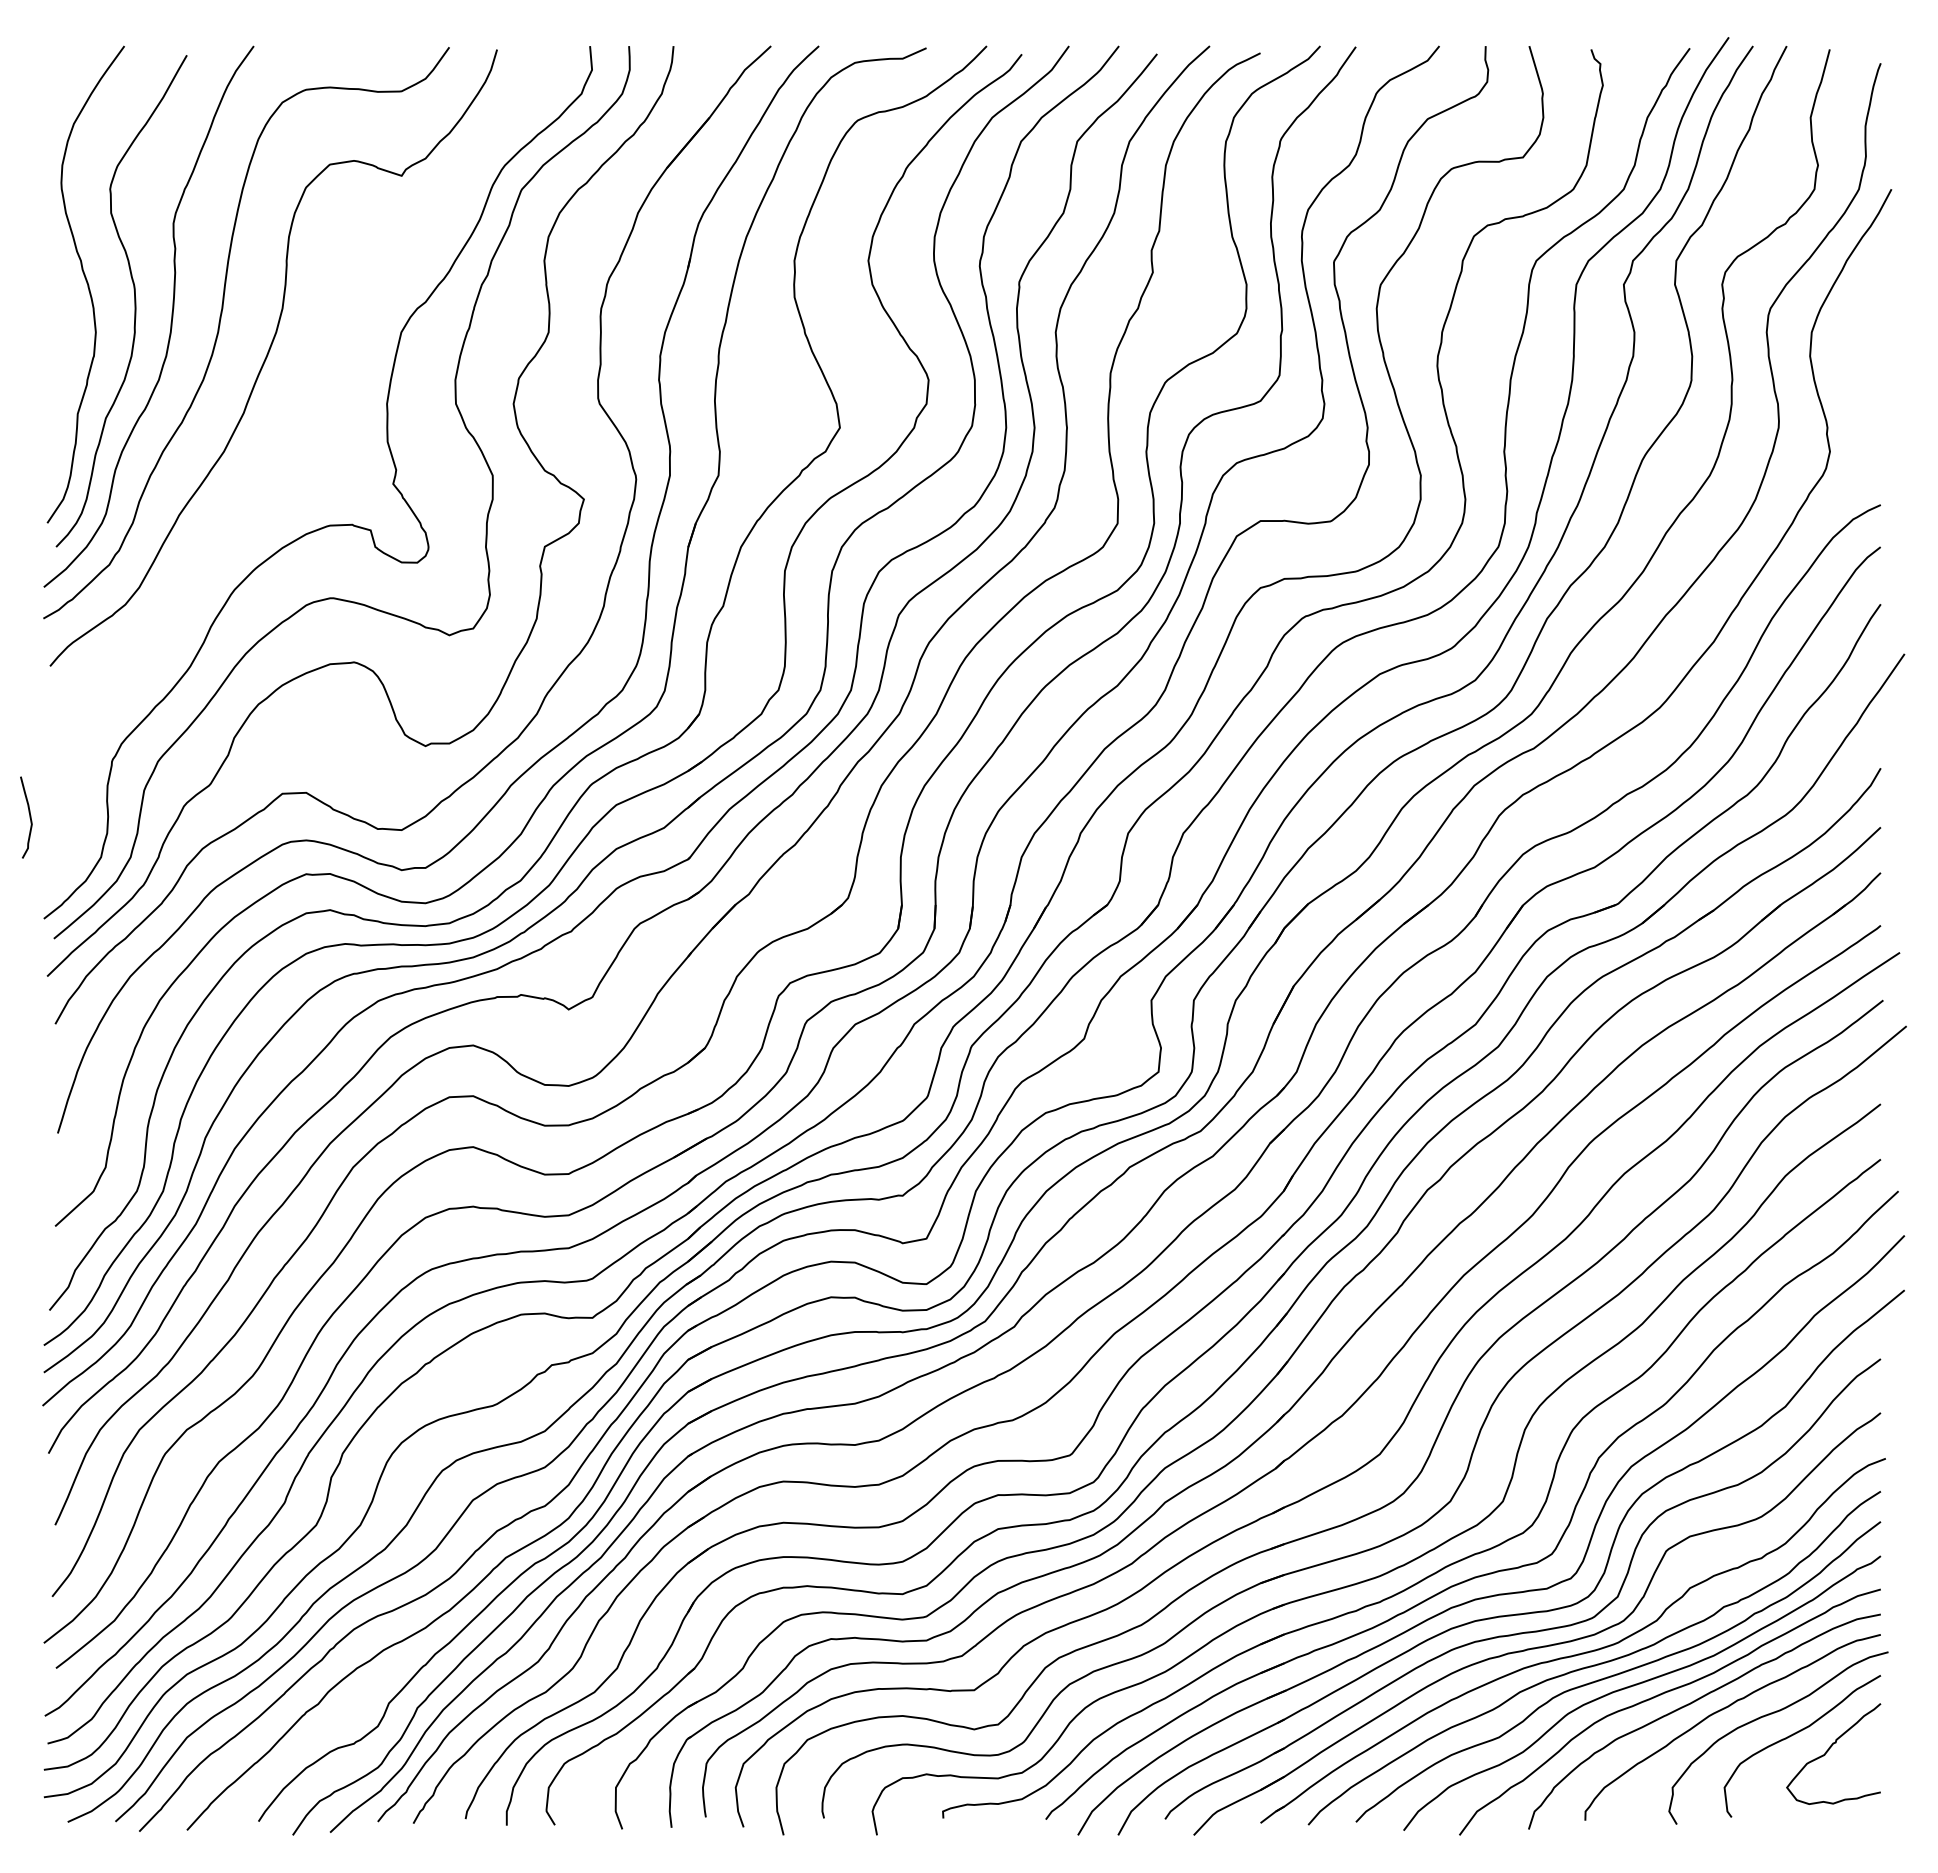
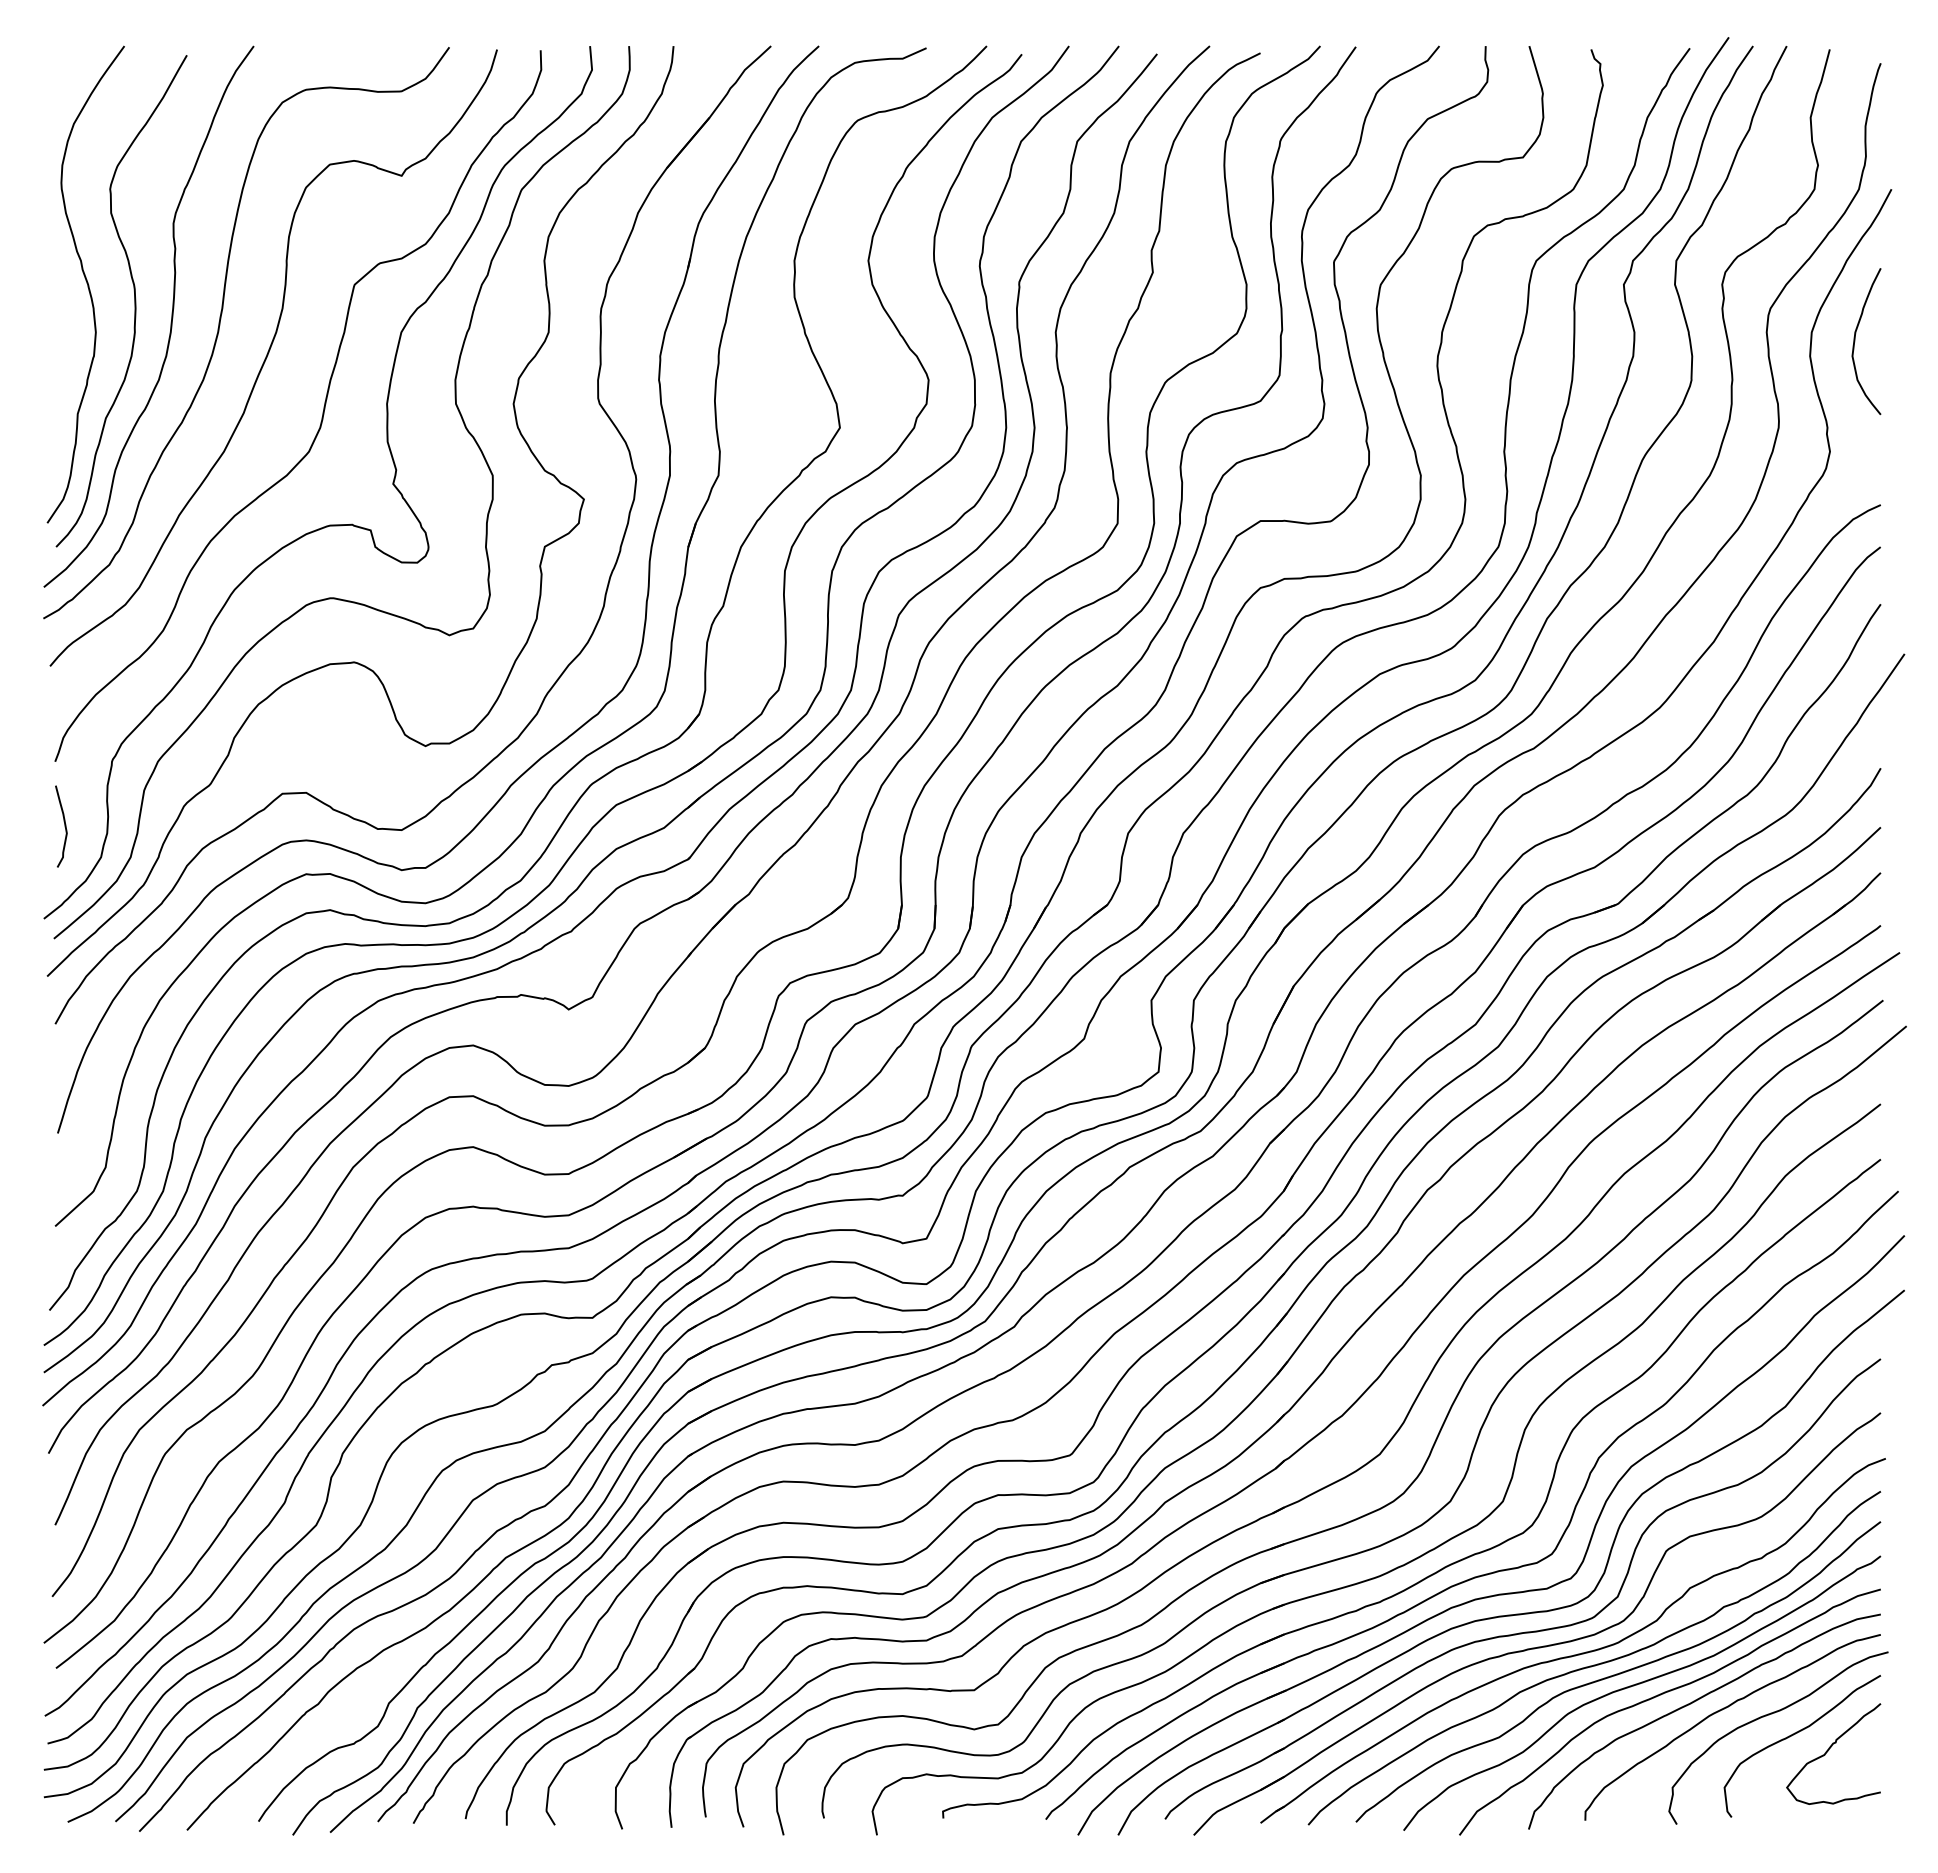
curve: none -> present (1855, 341)
curve: none -> present (322, 412)
curve position: (29, 817) -> (64, 826) (64, 826)
